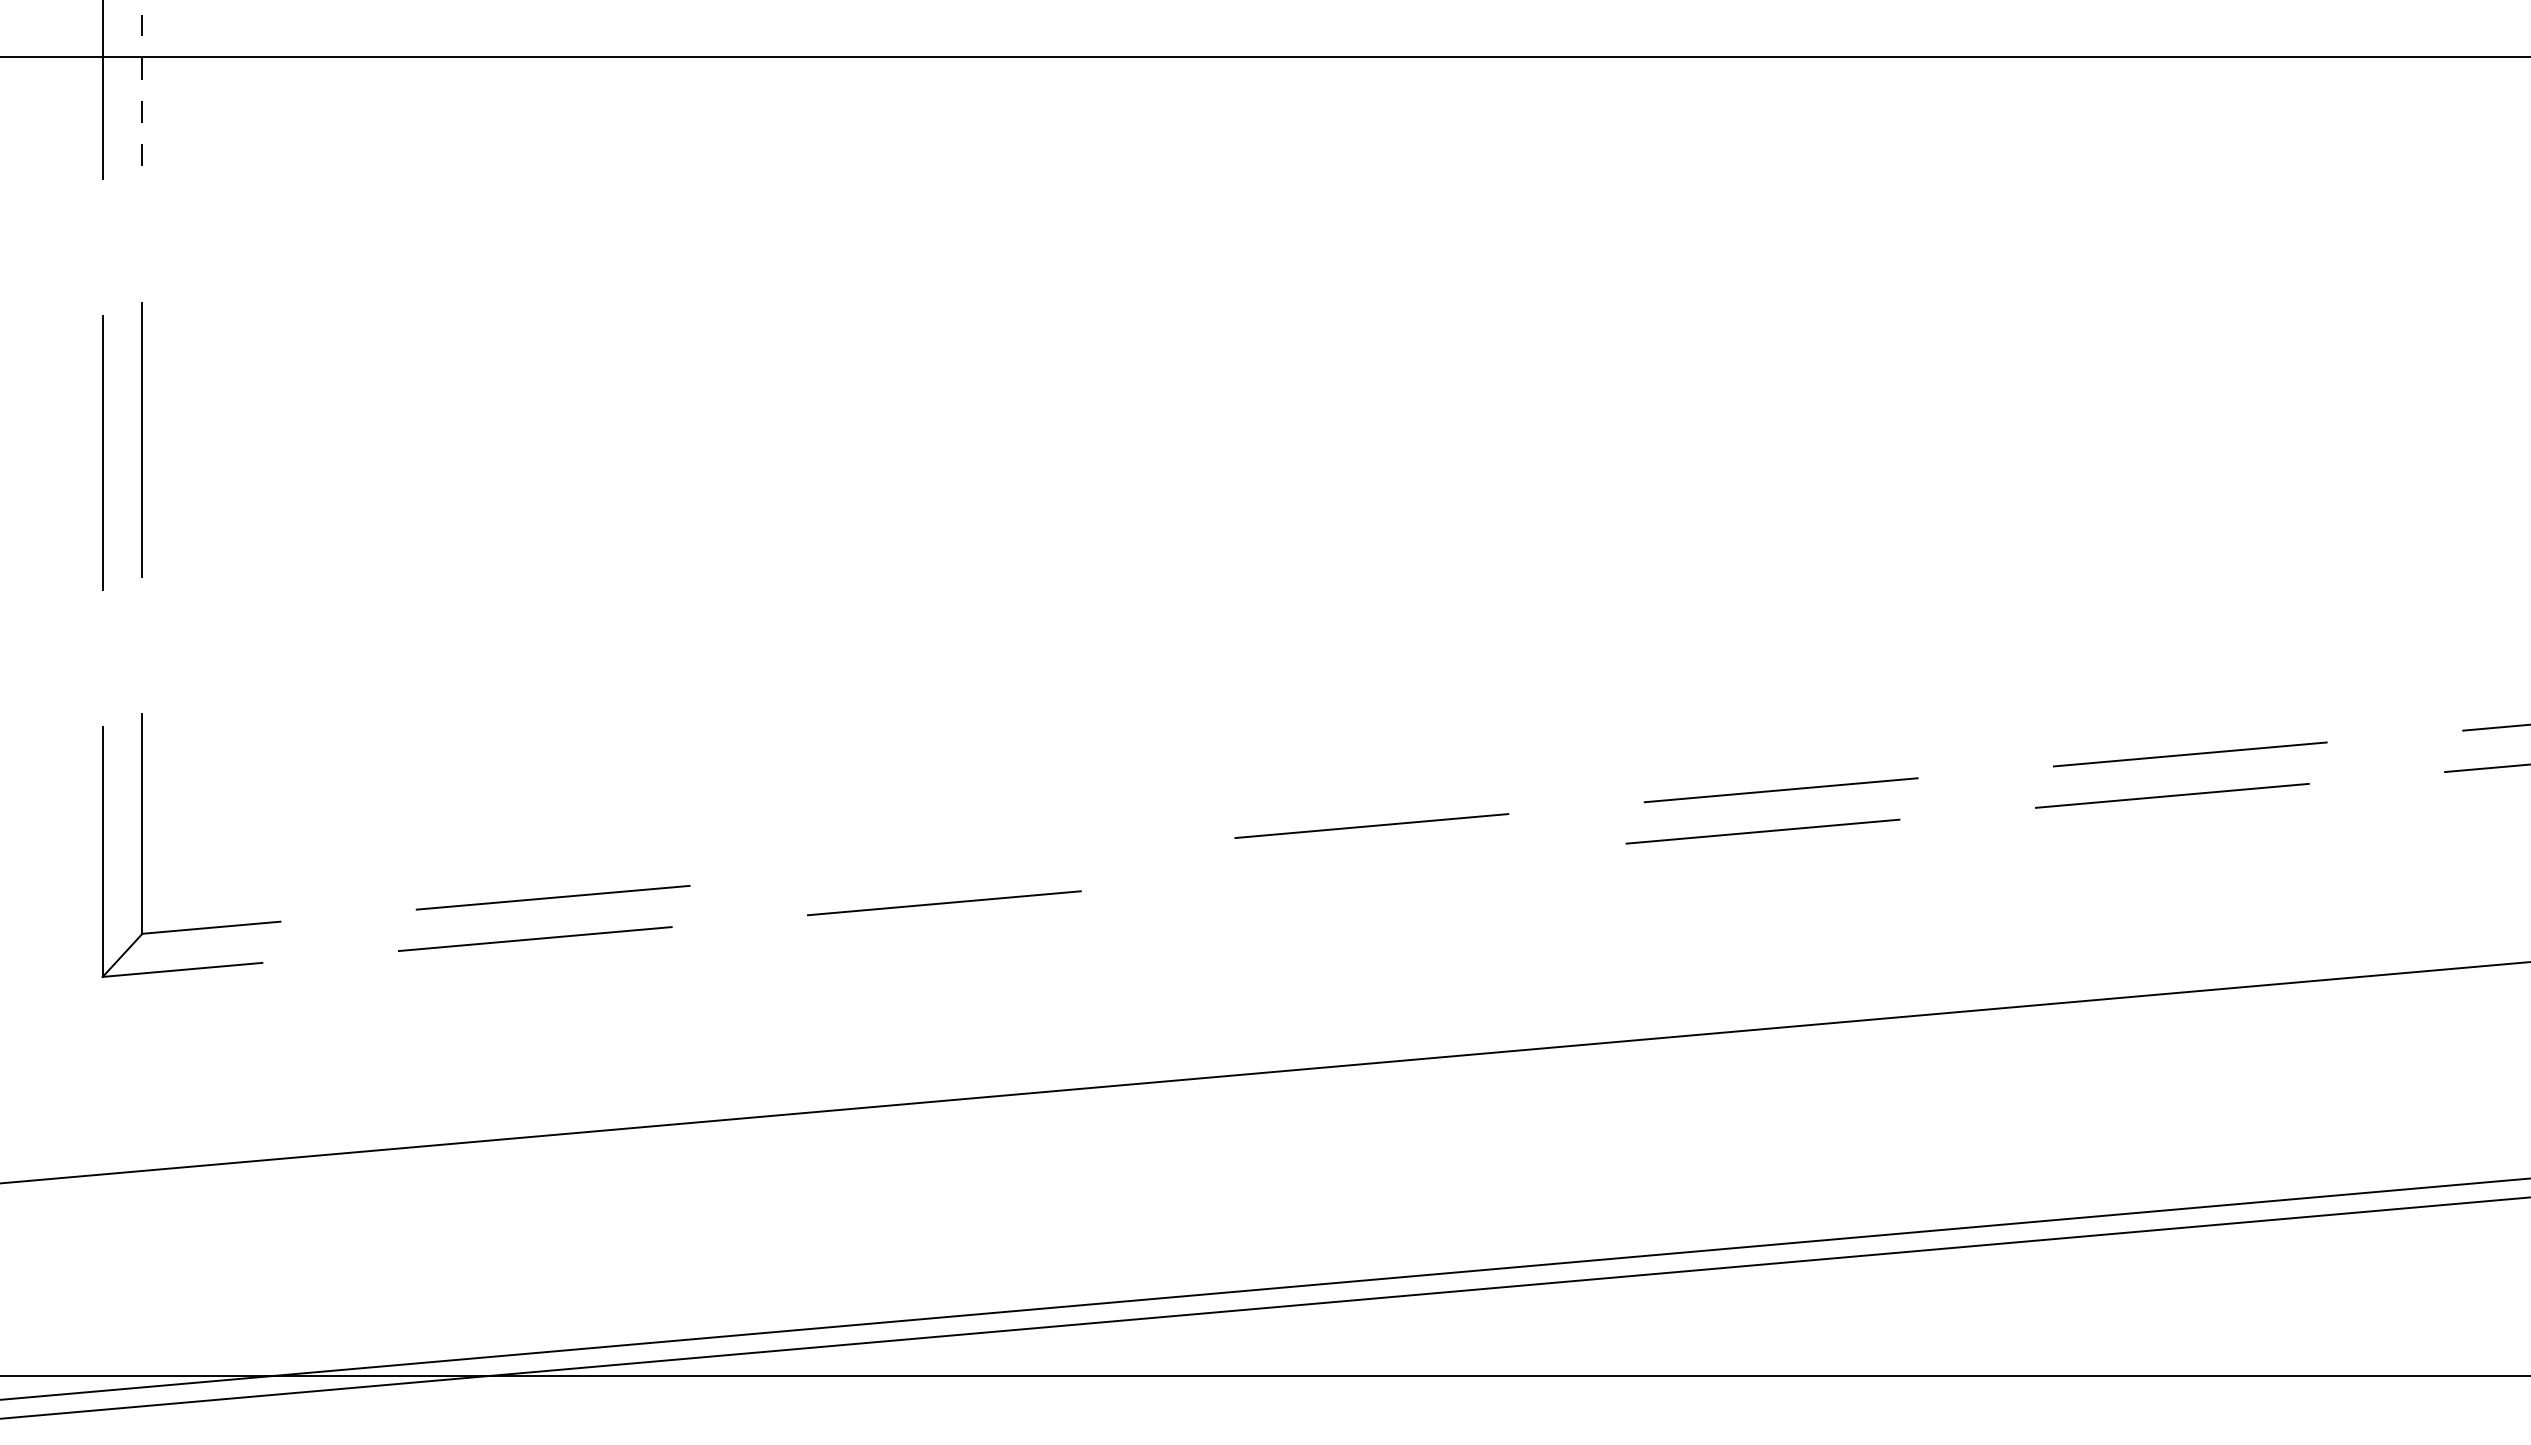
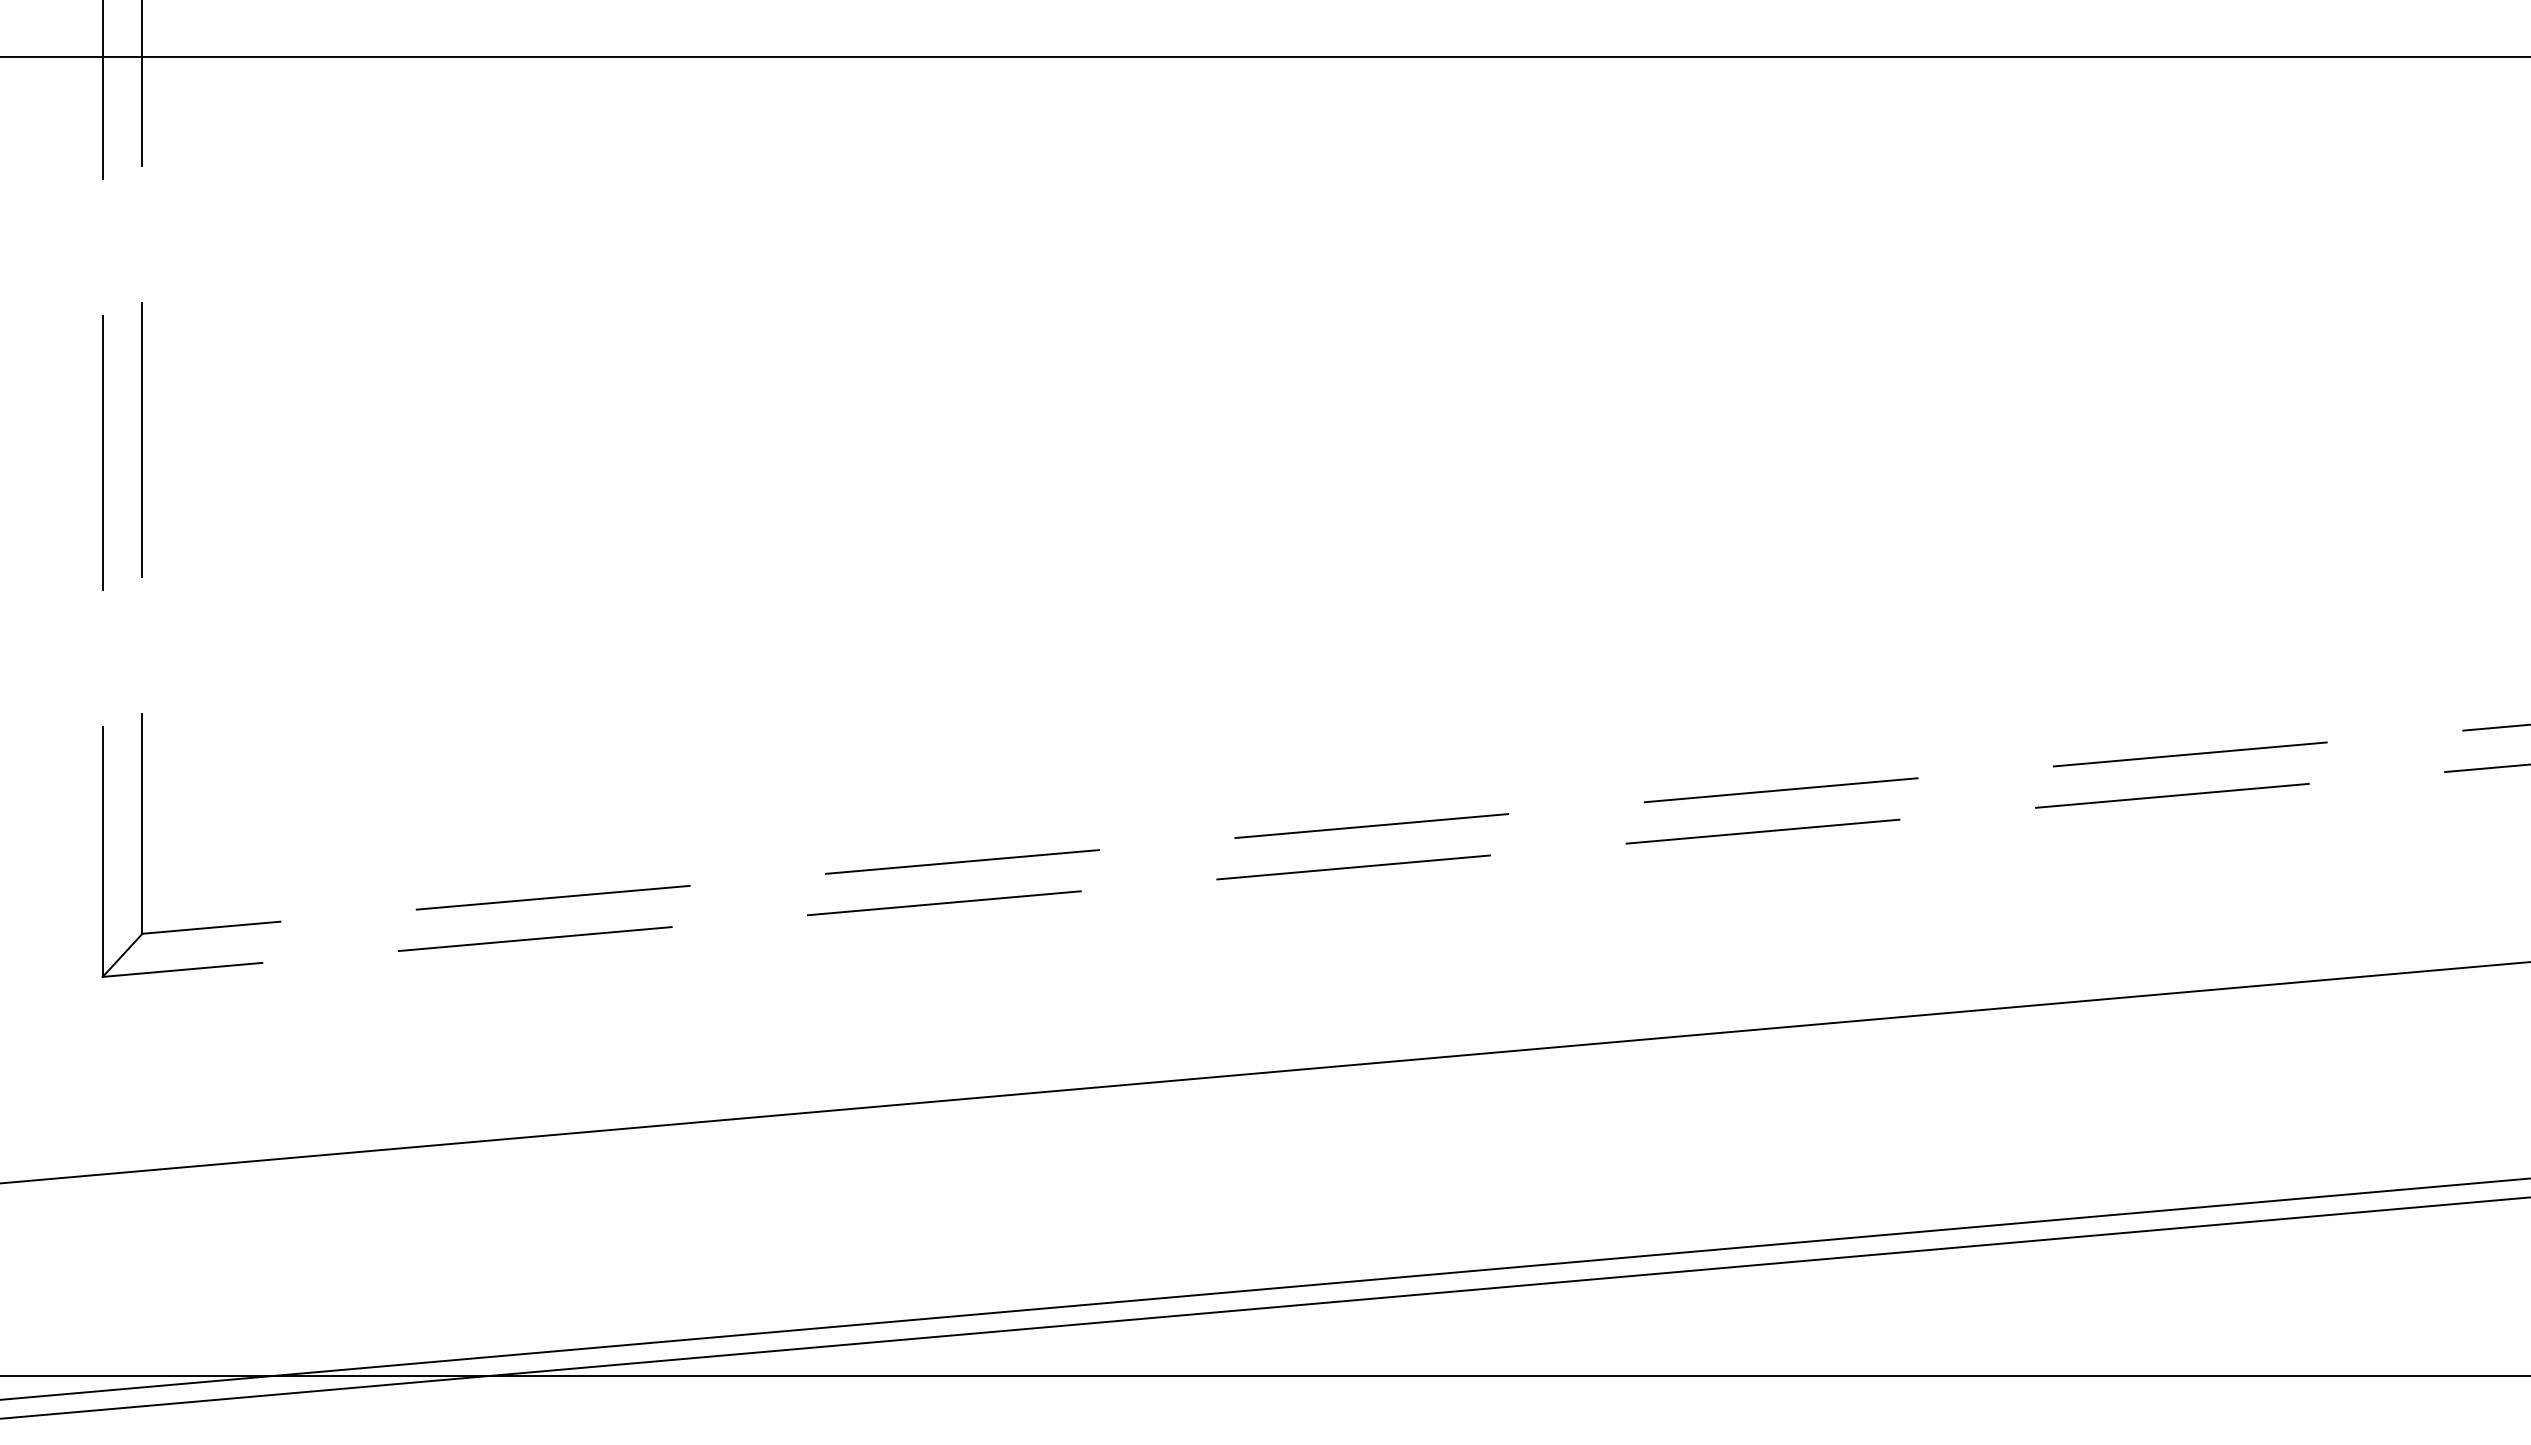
line: dashed -> solid (142, 82)
line: none -> present (962, 861)
line: none -> present (1353, 867)
